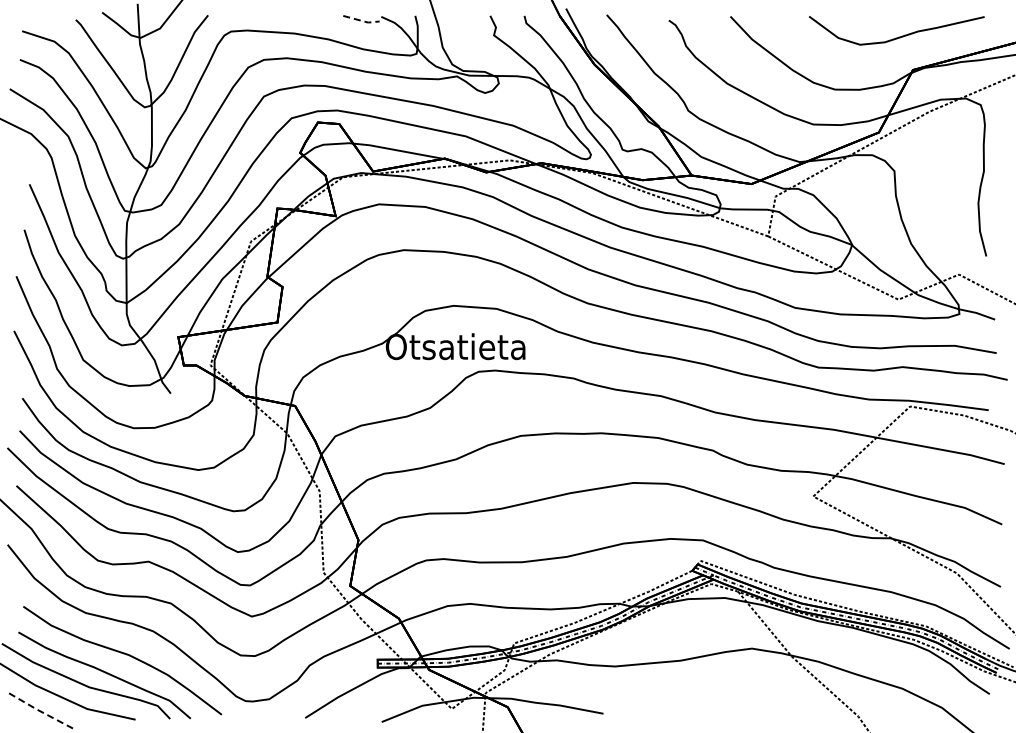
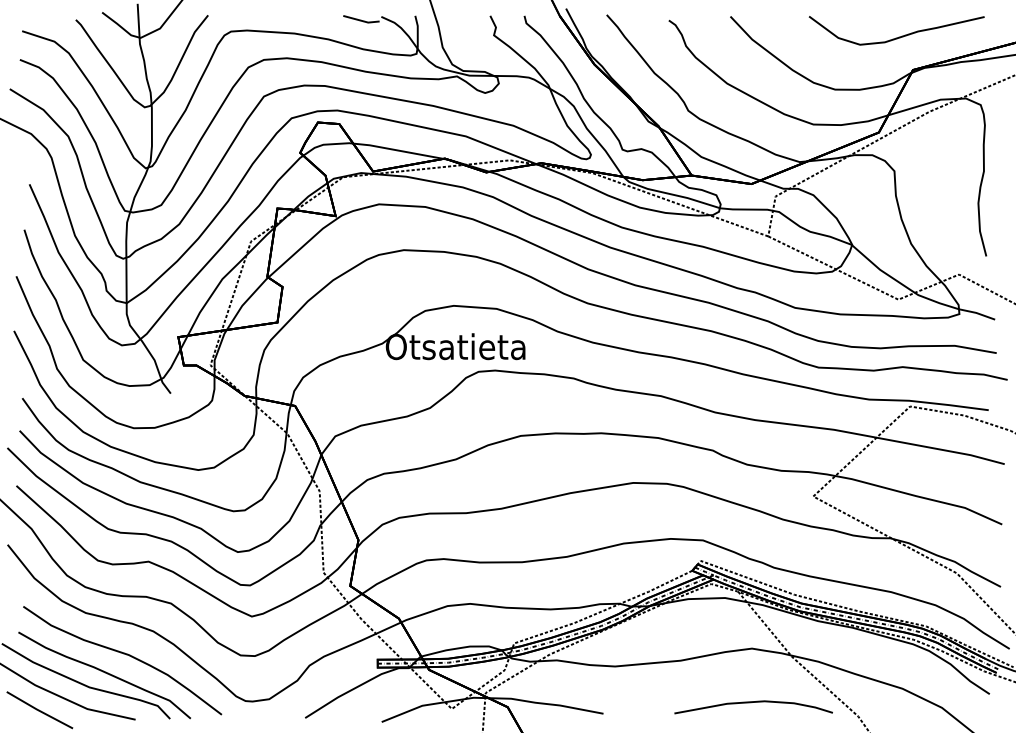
line: dashed -> solid (362, 21)
curve: none -> present (751, 703)
line: dashed -> solid (38, 710)
